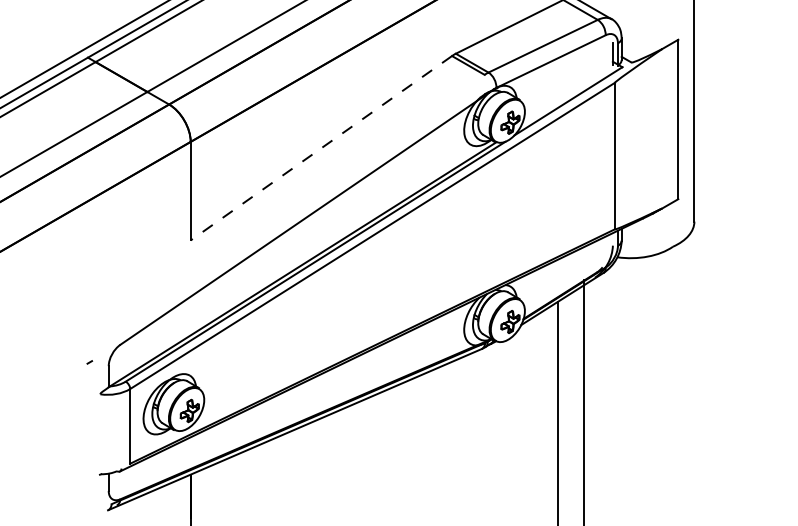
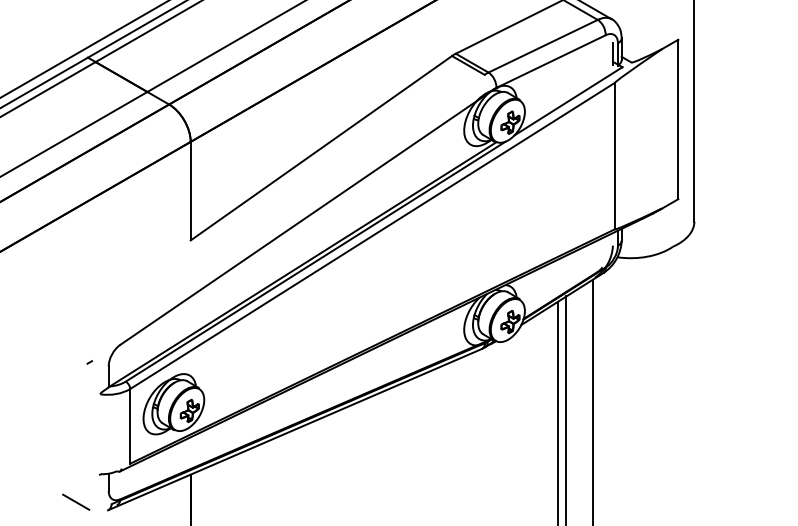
line: dashed -> solid (321, 148)
line position: (583, 400) -> (592, 400) (592, 400)
line: none -> present (566, 409)
line: none -> present (76, 501)
